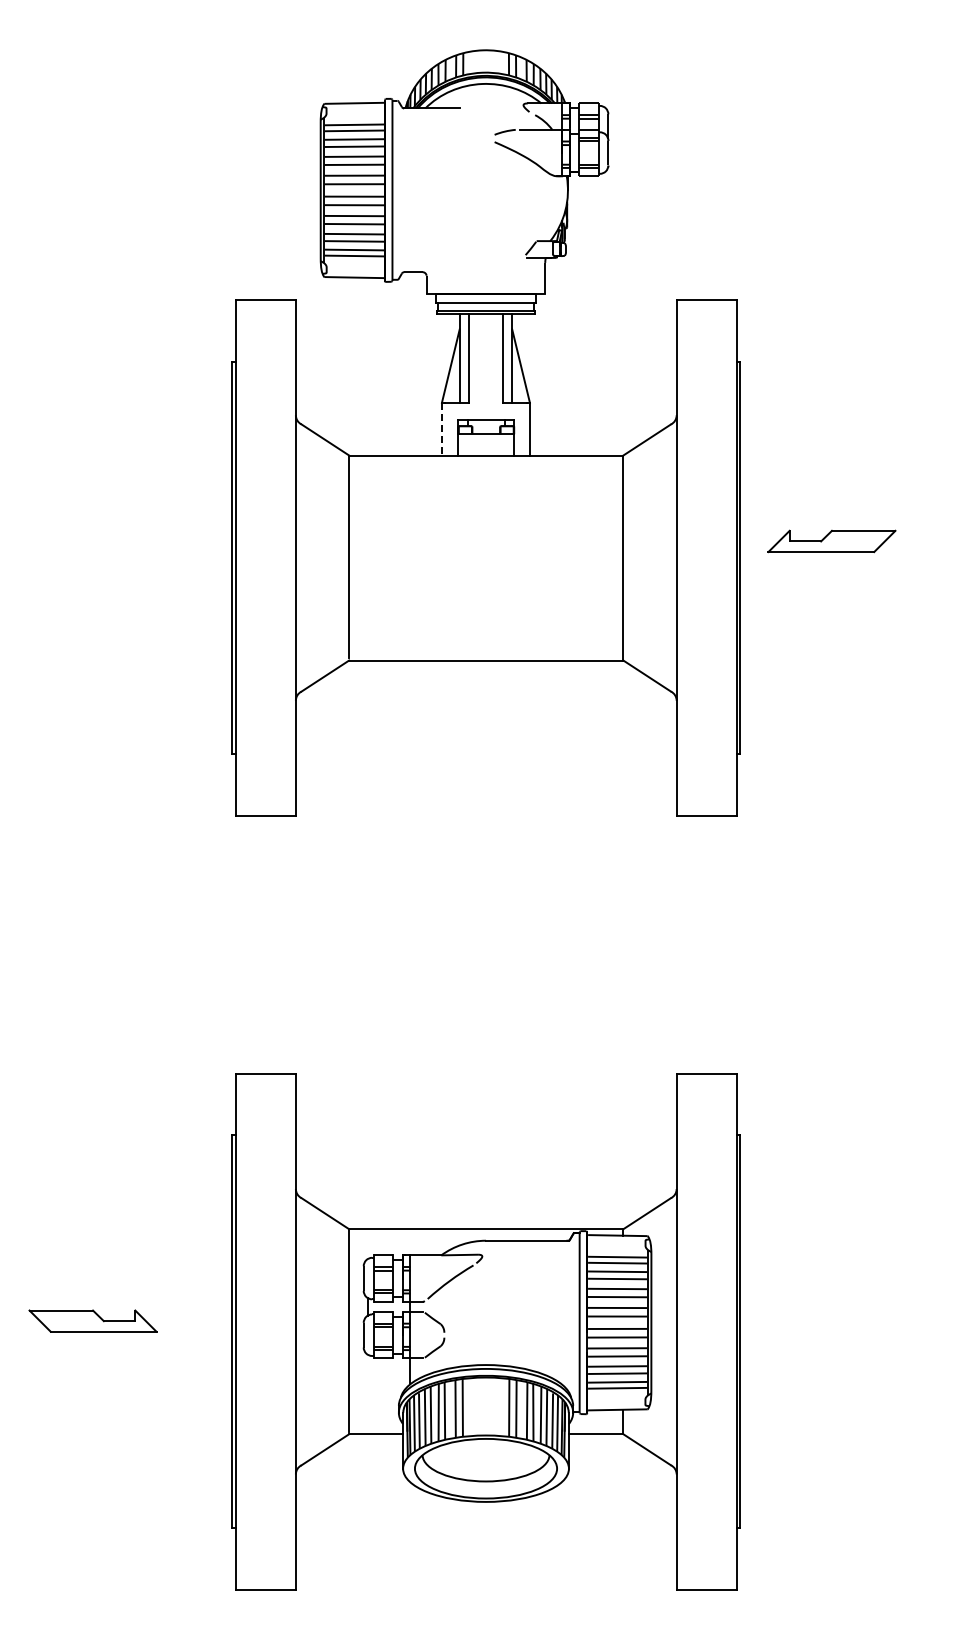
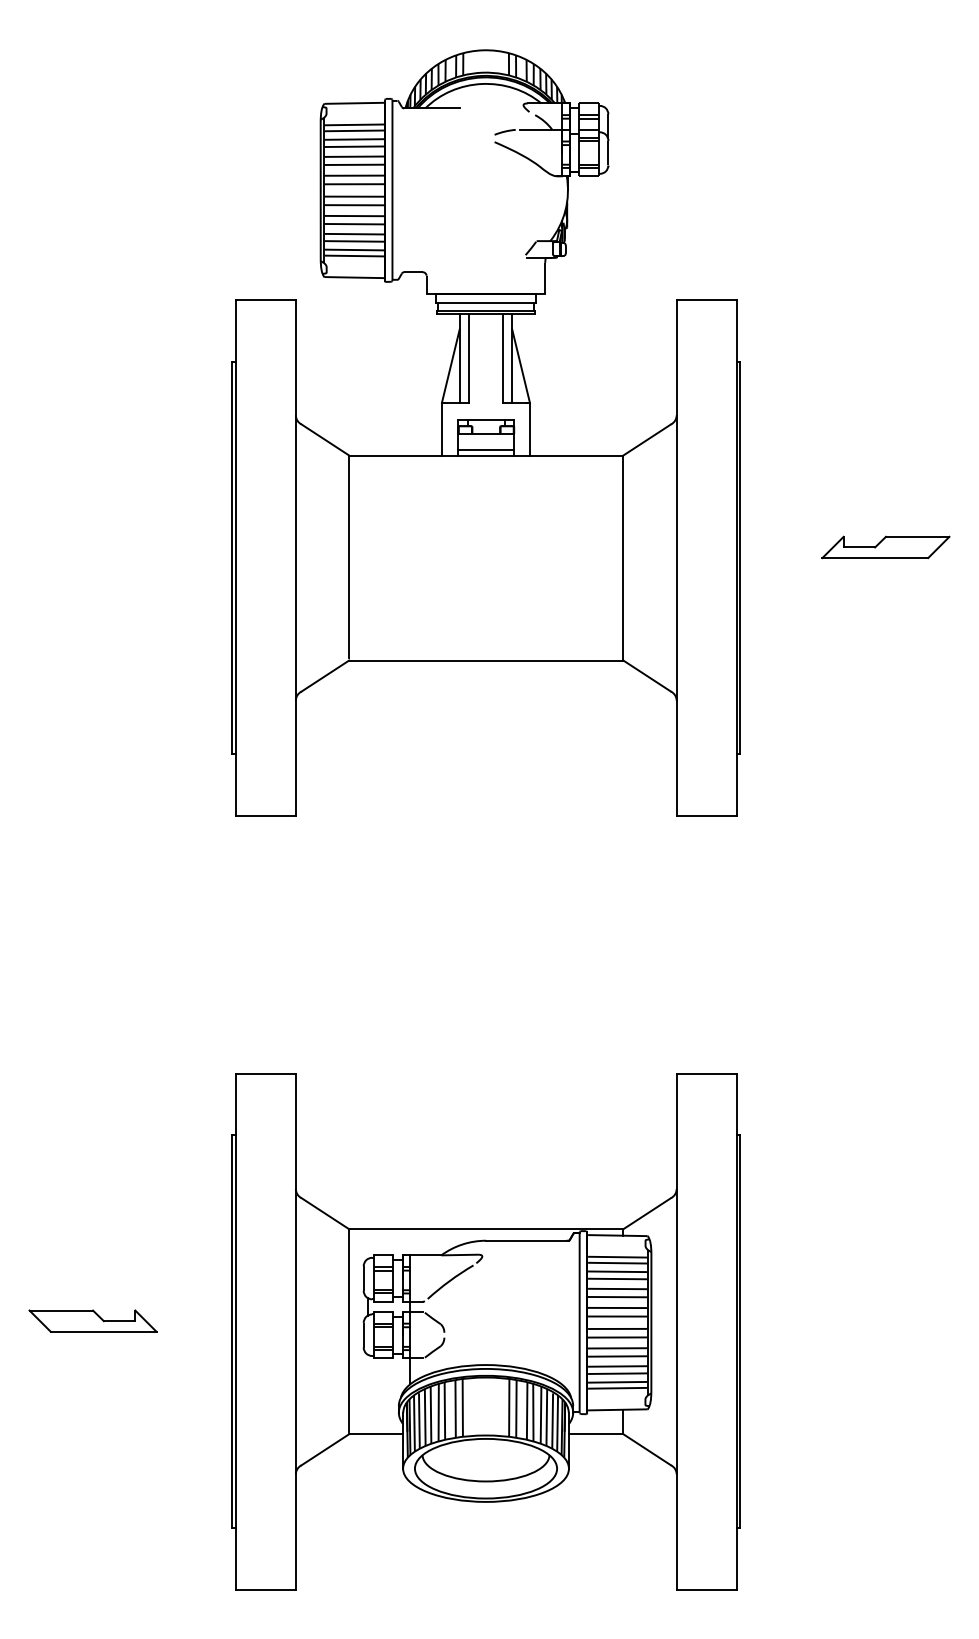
line: dashed -> solid (441, 429)
line: none -> present (486, 450)
part position: (831, 541) -> (885, 547) (885, 547)
